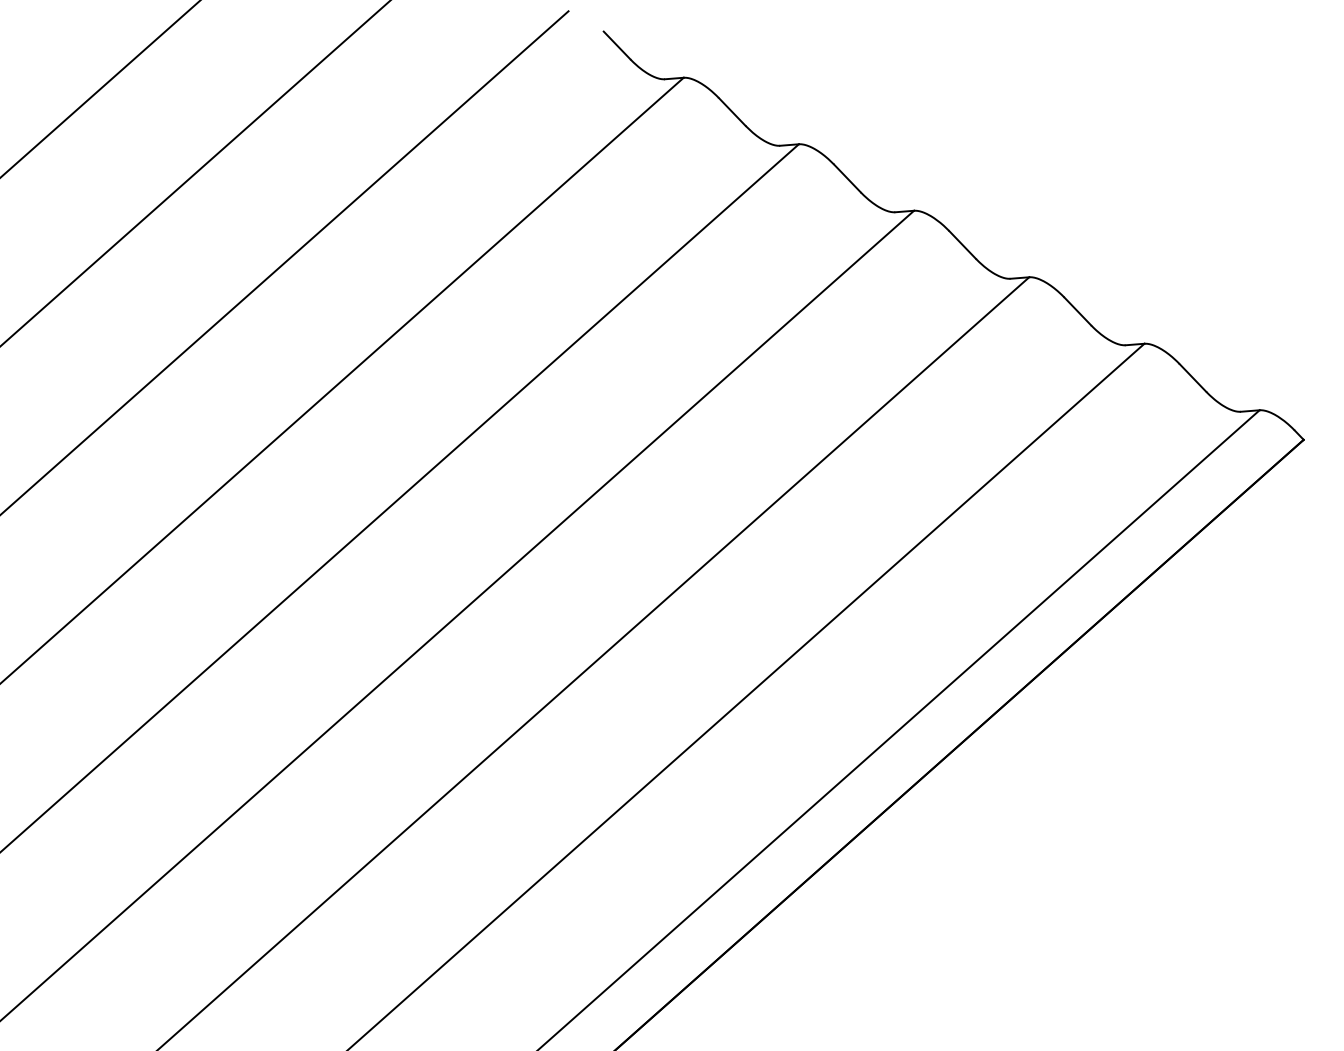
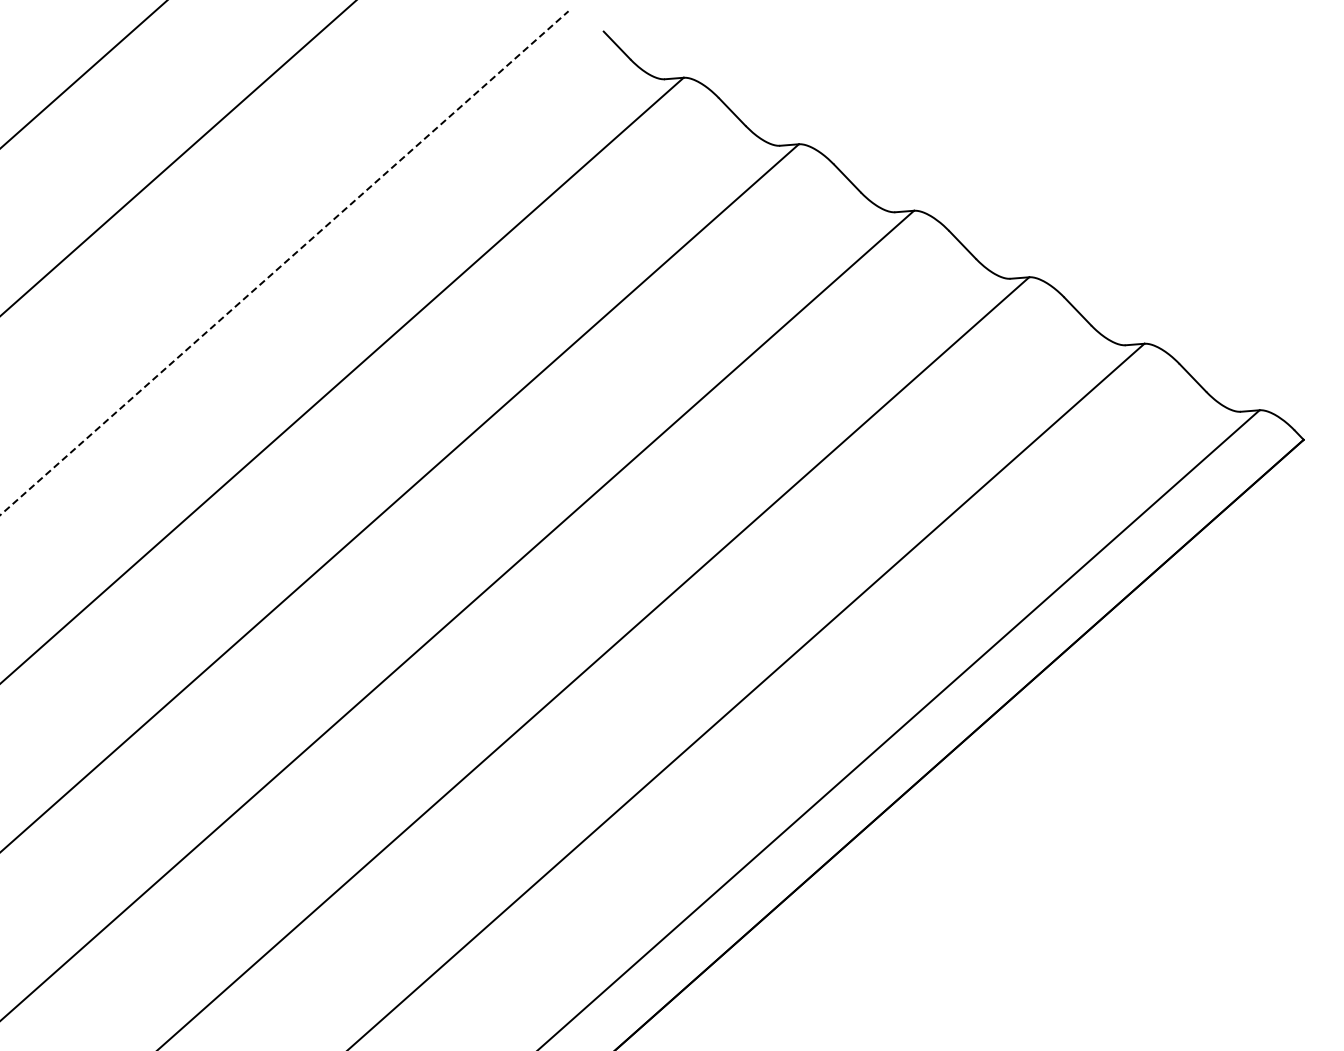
line position: (100, 89) -> (83, 74) (83, 74)
line position: (195, 173) -> (178, 158) (178, 158)
line: solid -> dashed (284, 262)
